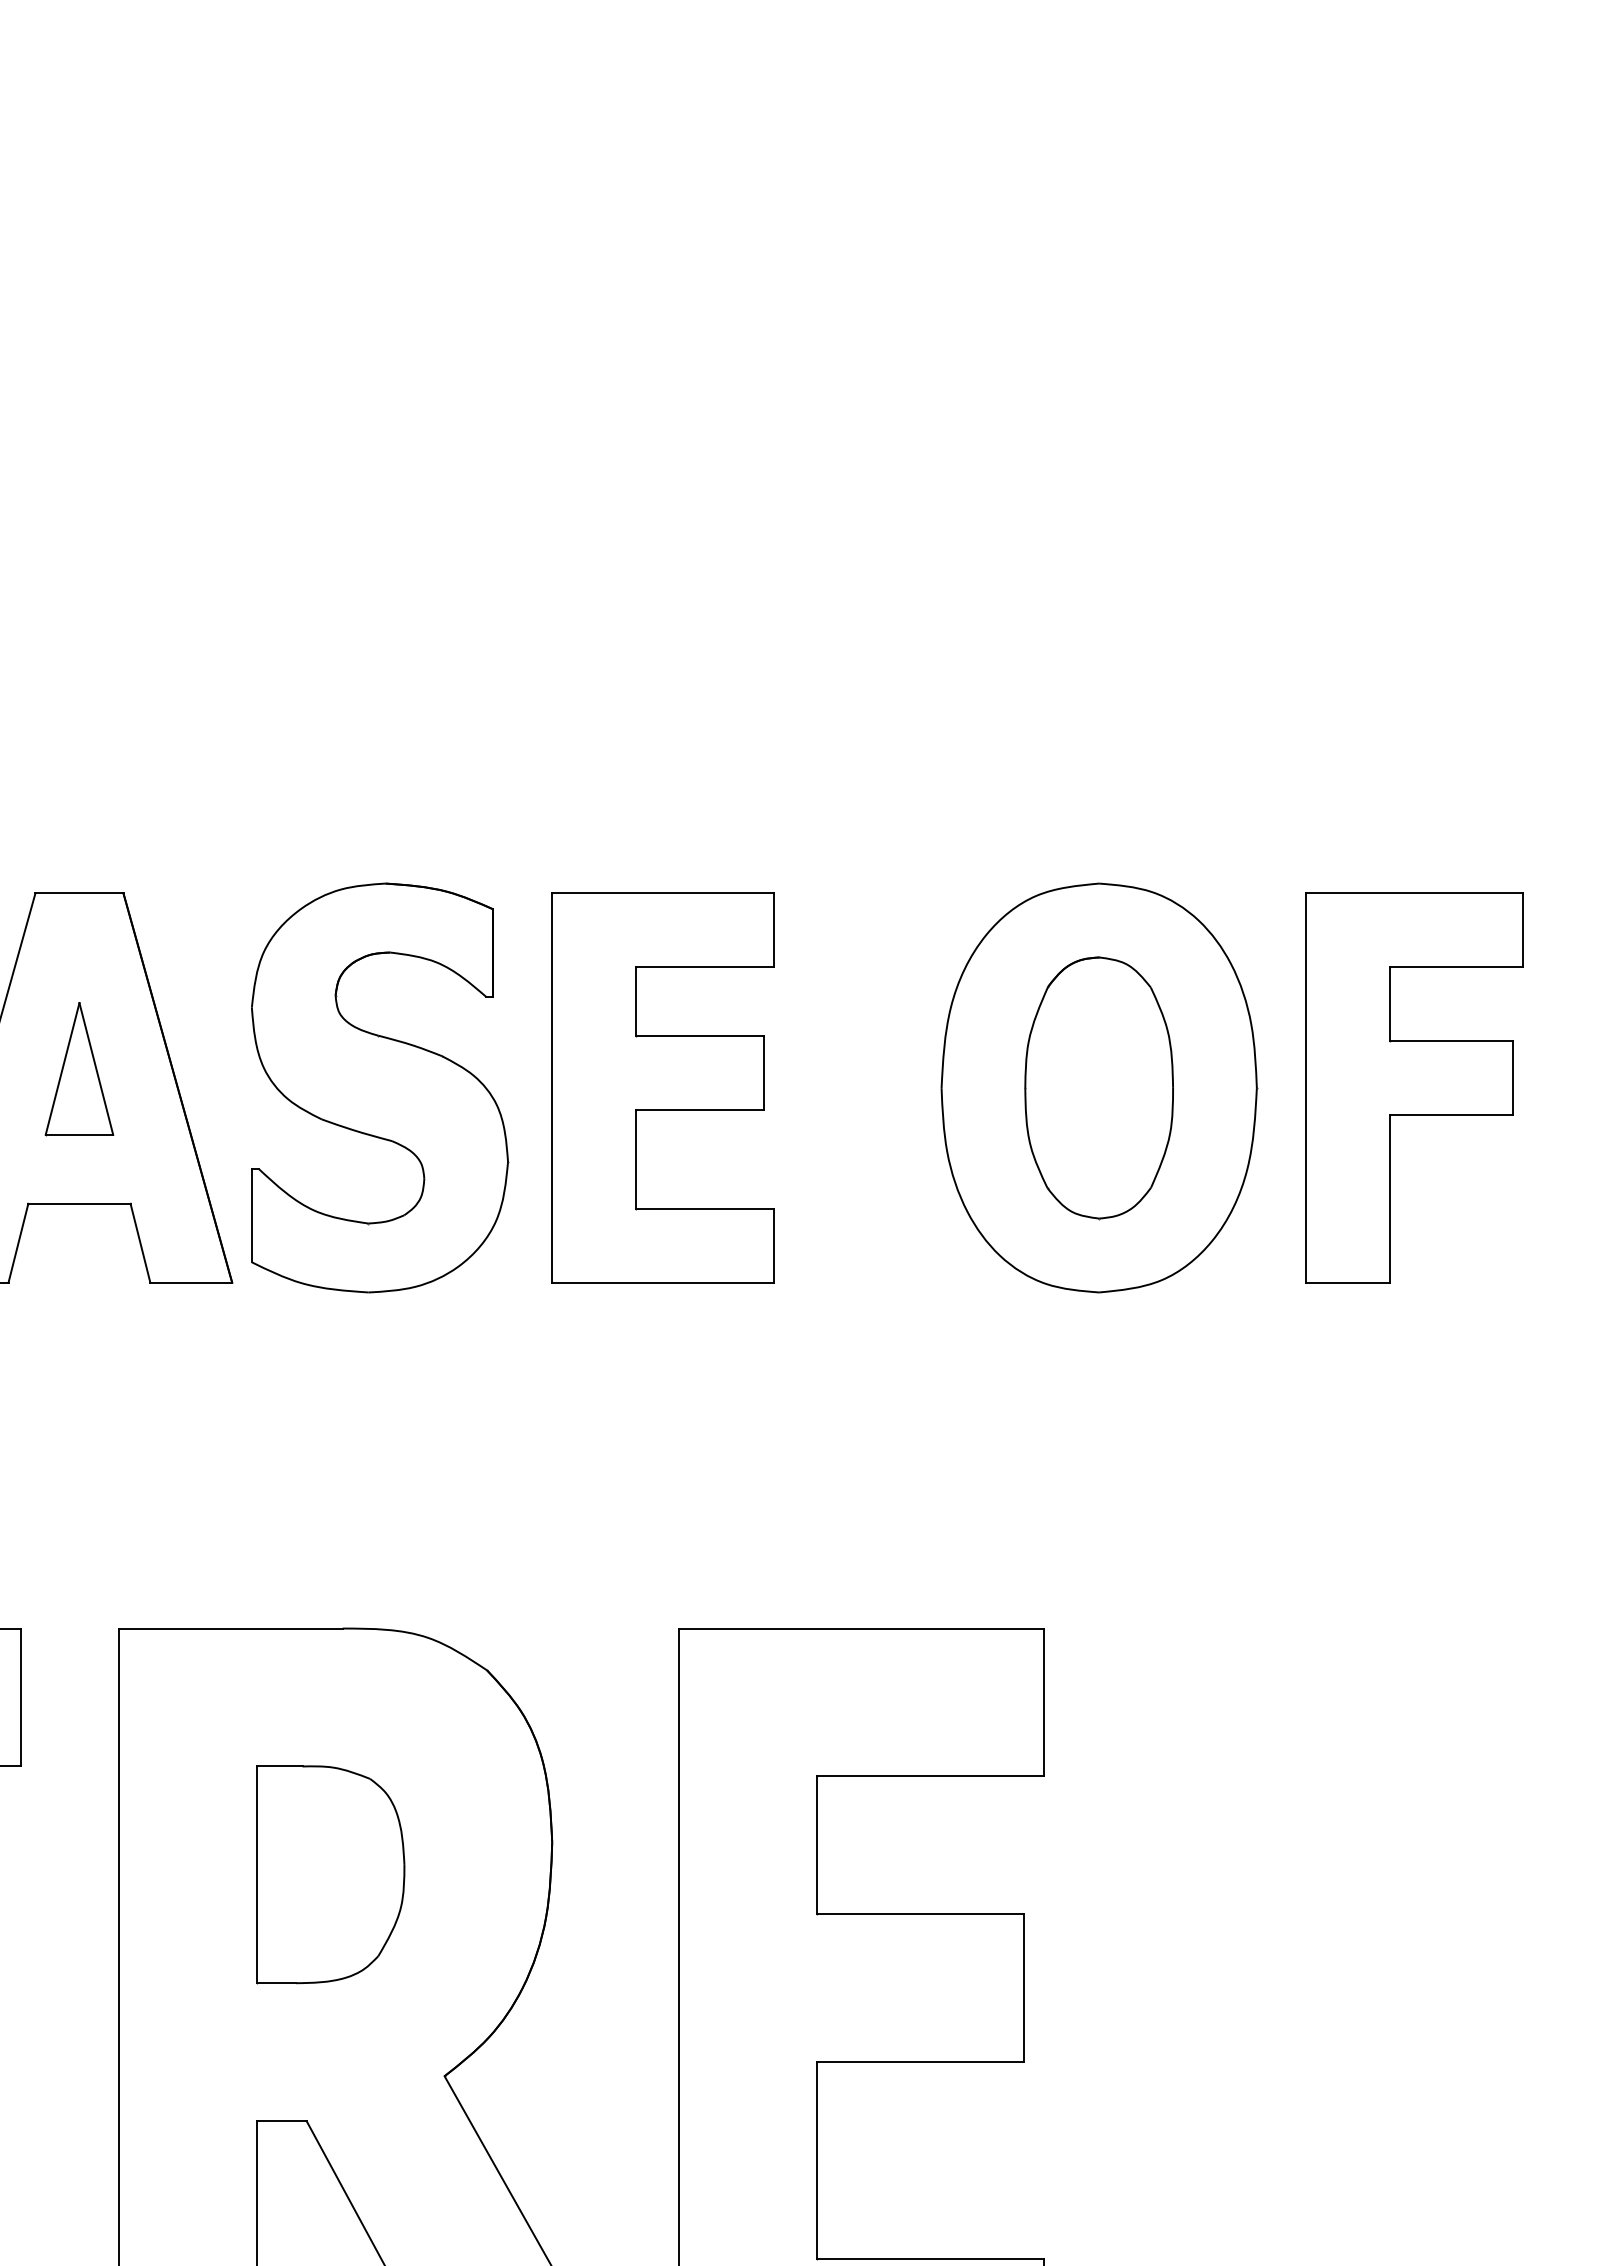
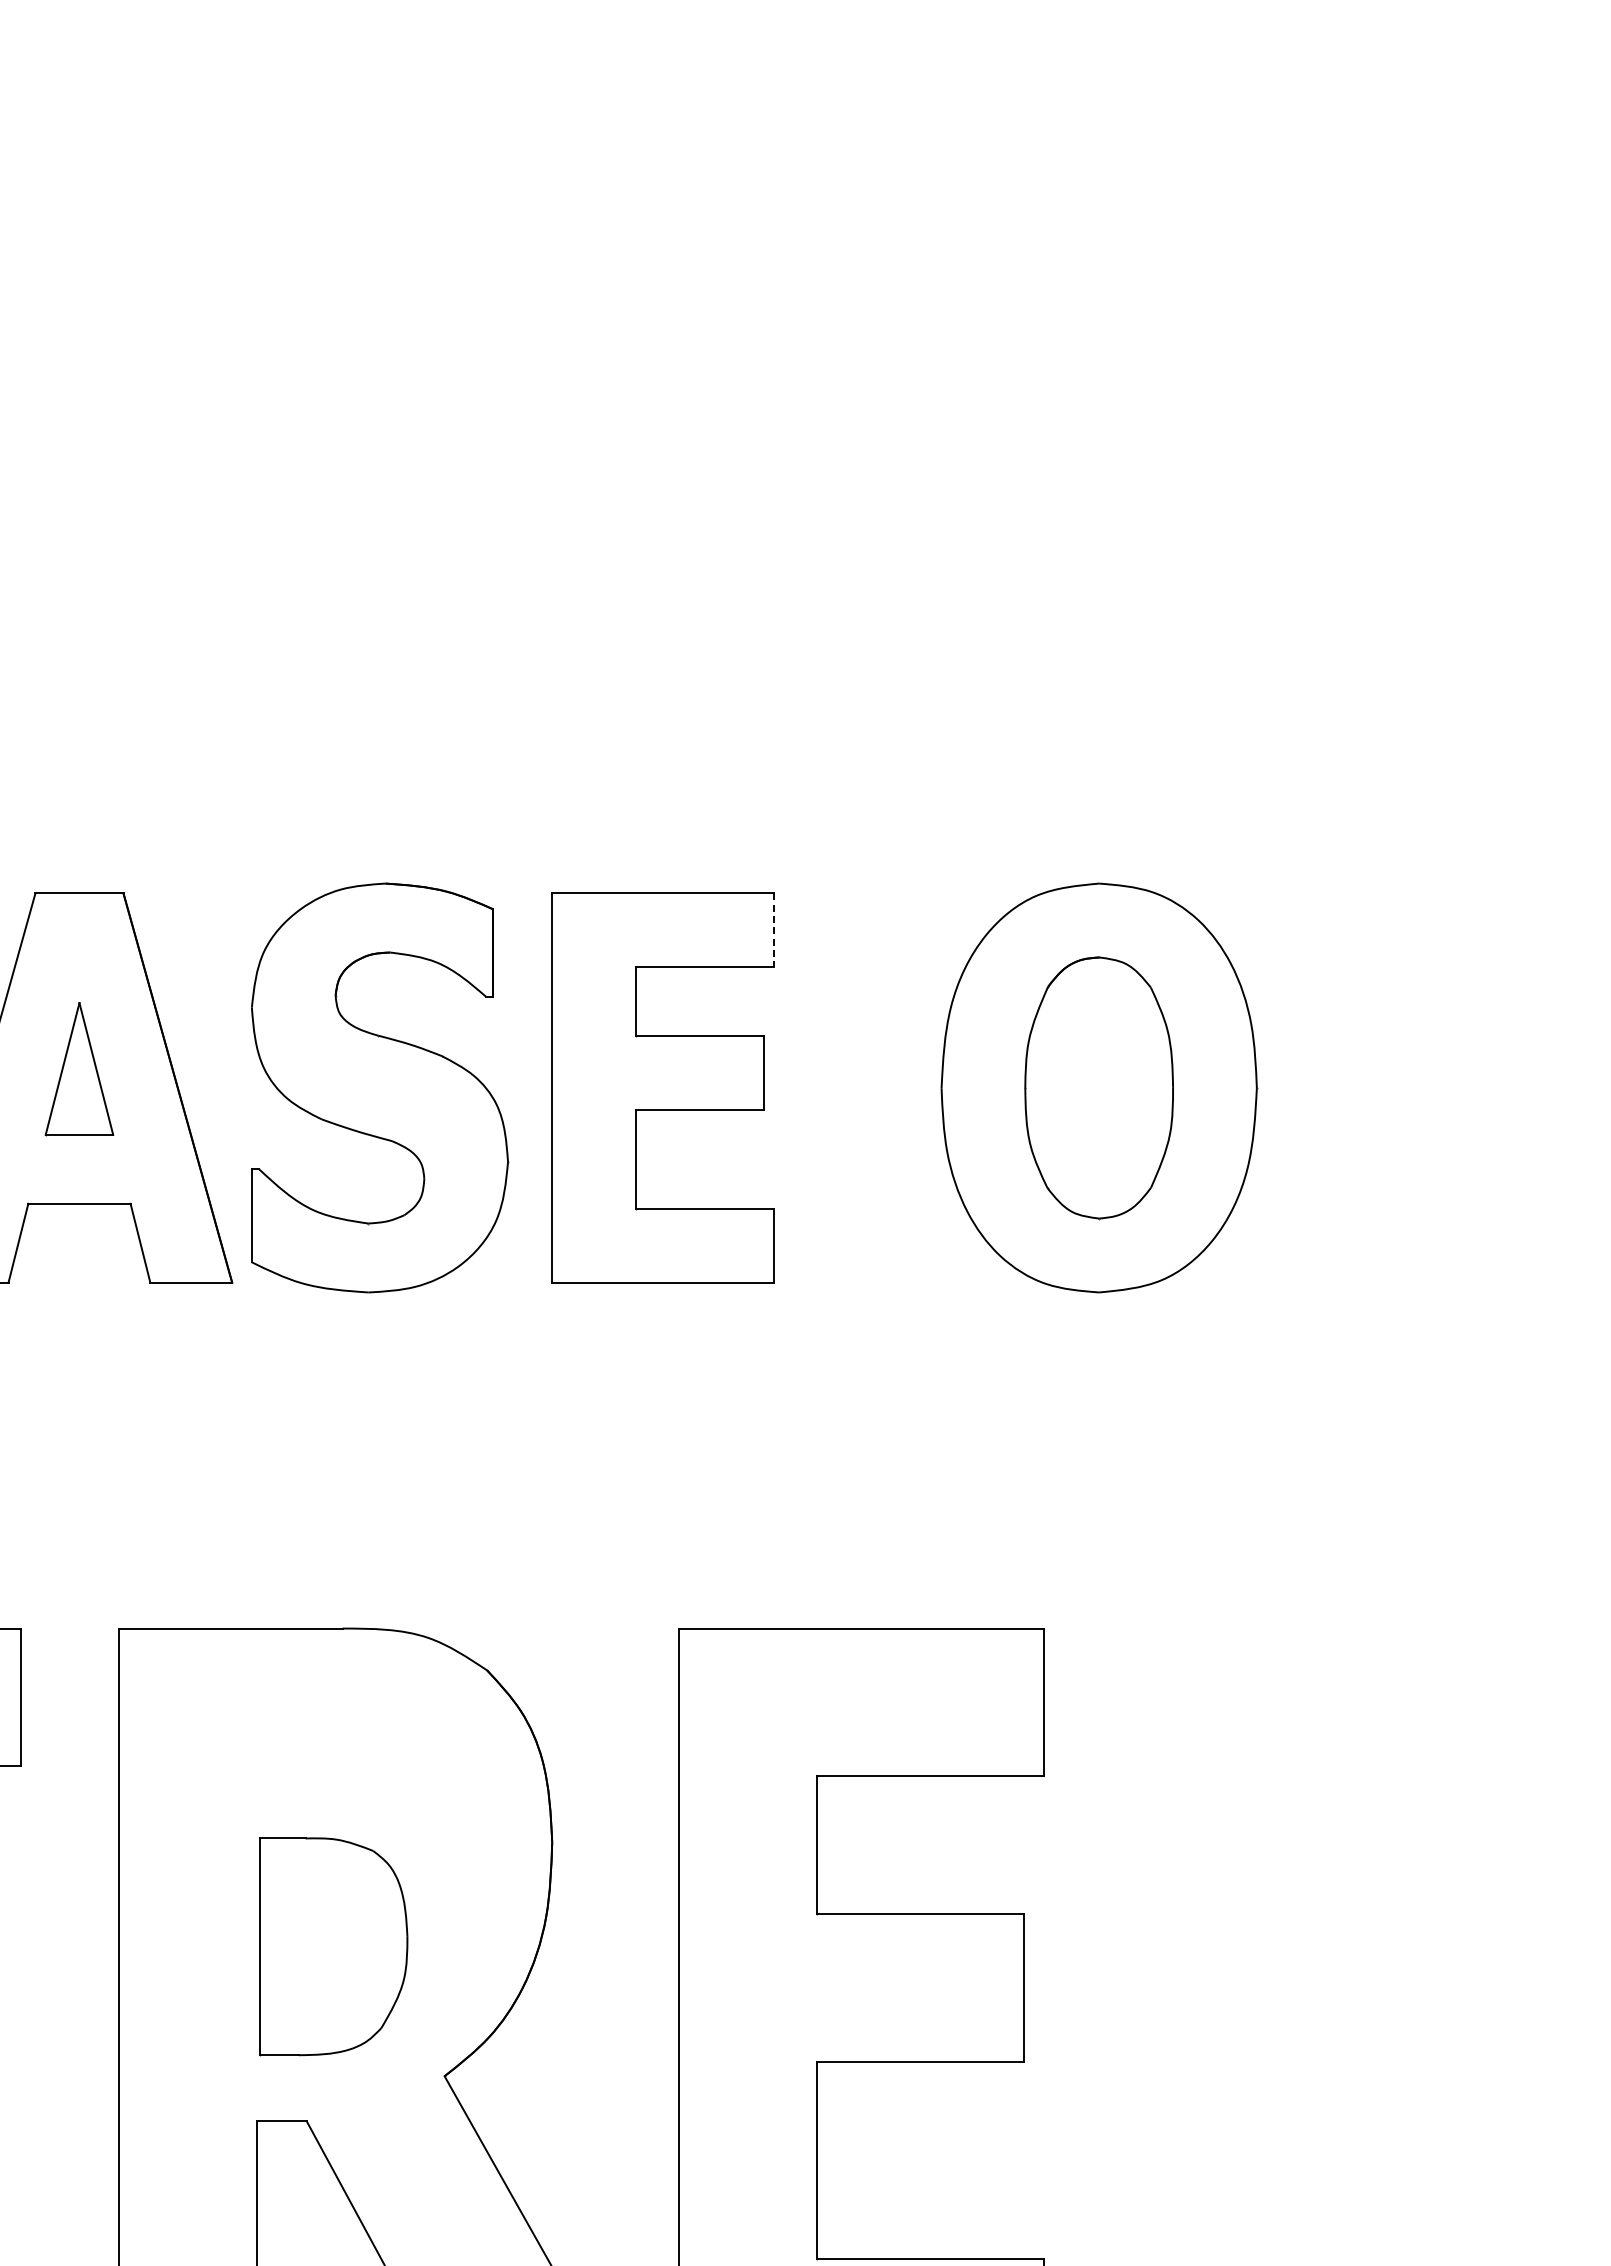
line: solid -> dashed (774, 930)
part: present -> none (1414, 1087)
part position: (330, 1874) -> (333, 1946) (333, 1946)
